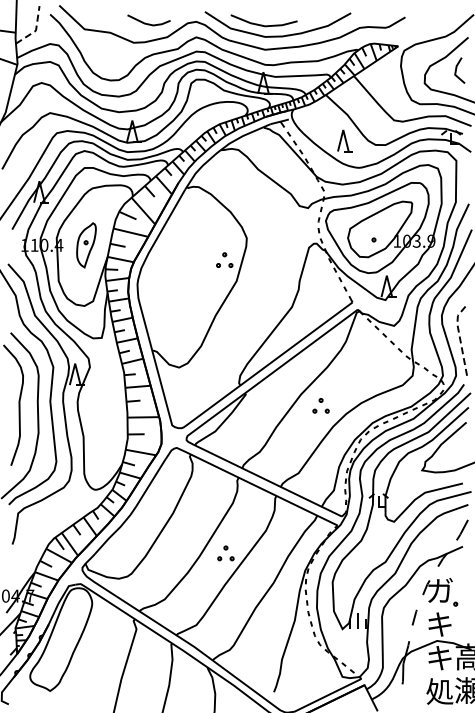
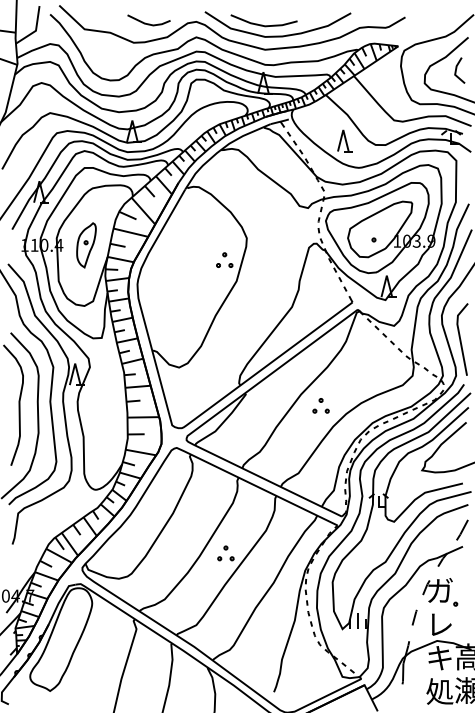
line: dashed -> solid (35, 30)
line: dashed -> solid (459, 336)
text: キ -> レ (439, 624)
